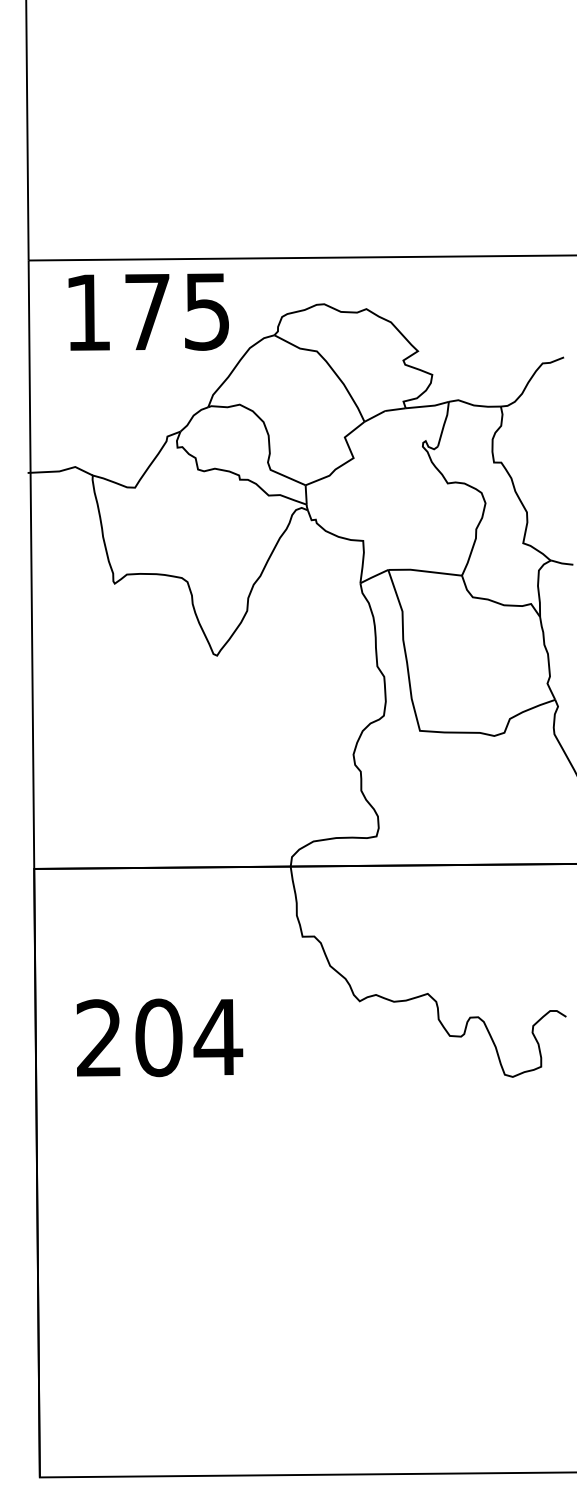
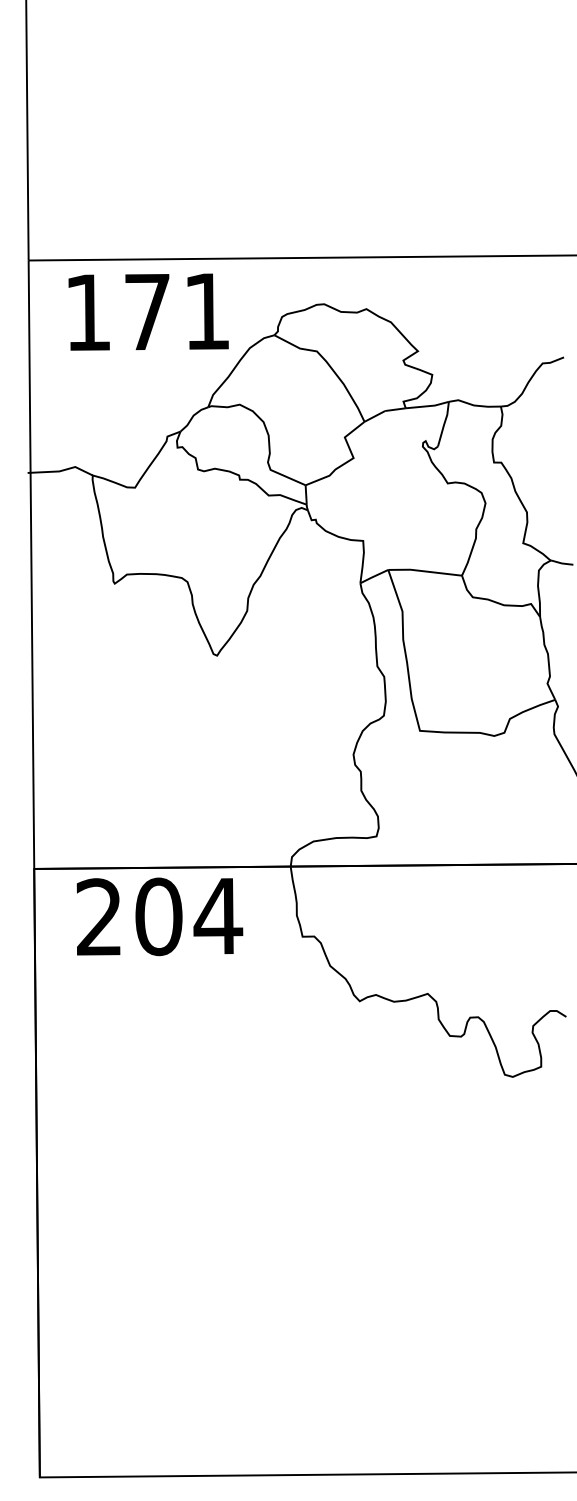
text: 175 -> 171 (206, 311)
text position: (159, 1037) -> (159, 916) (159, 916)
